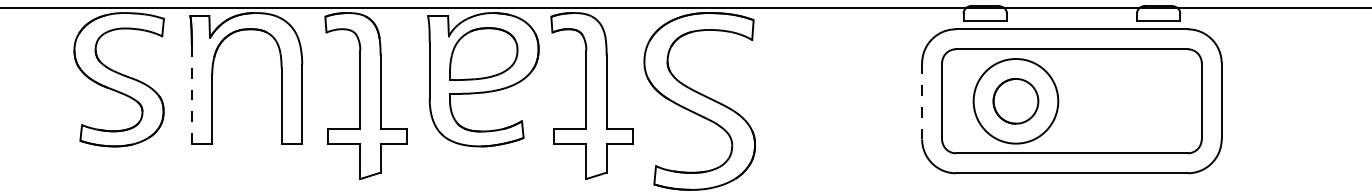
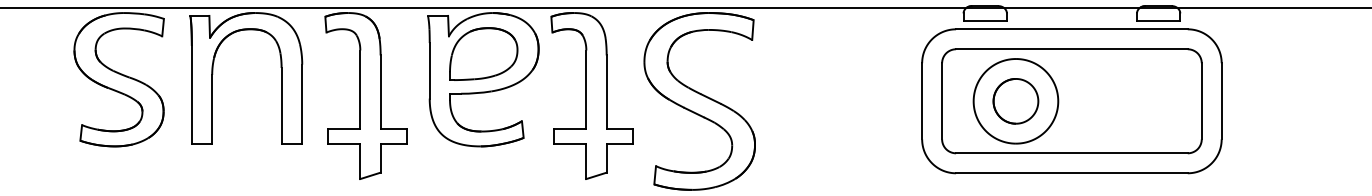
line: dashed -> solid (191, 94)
line: dashed -> solid (922, 101)
